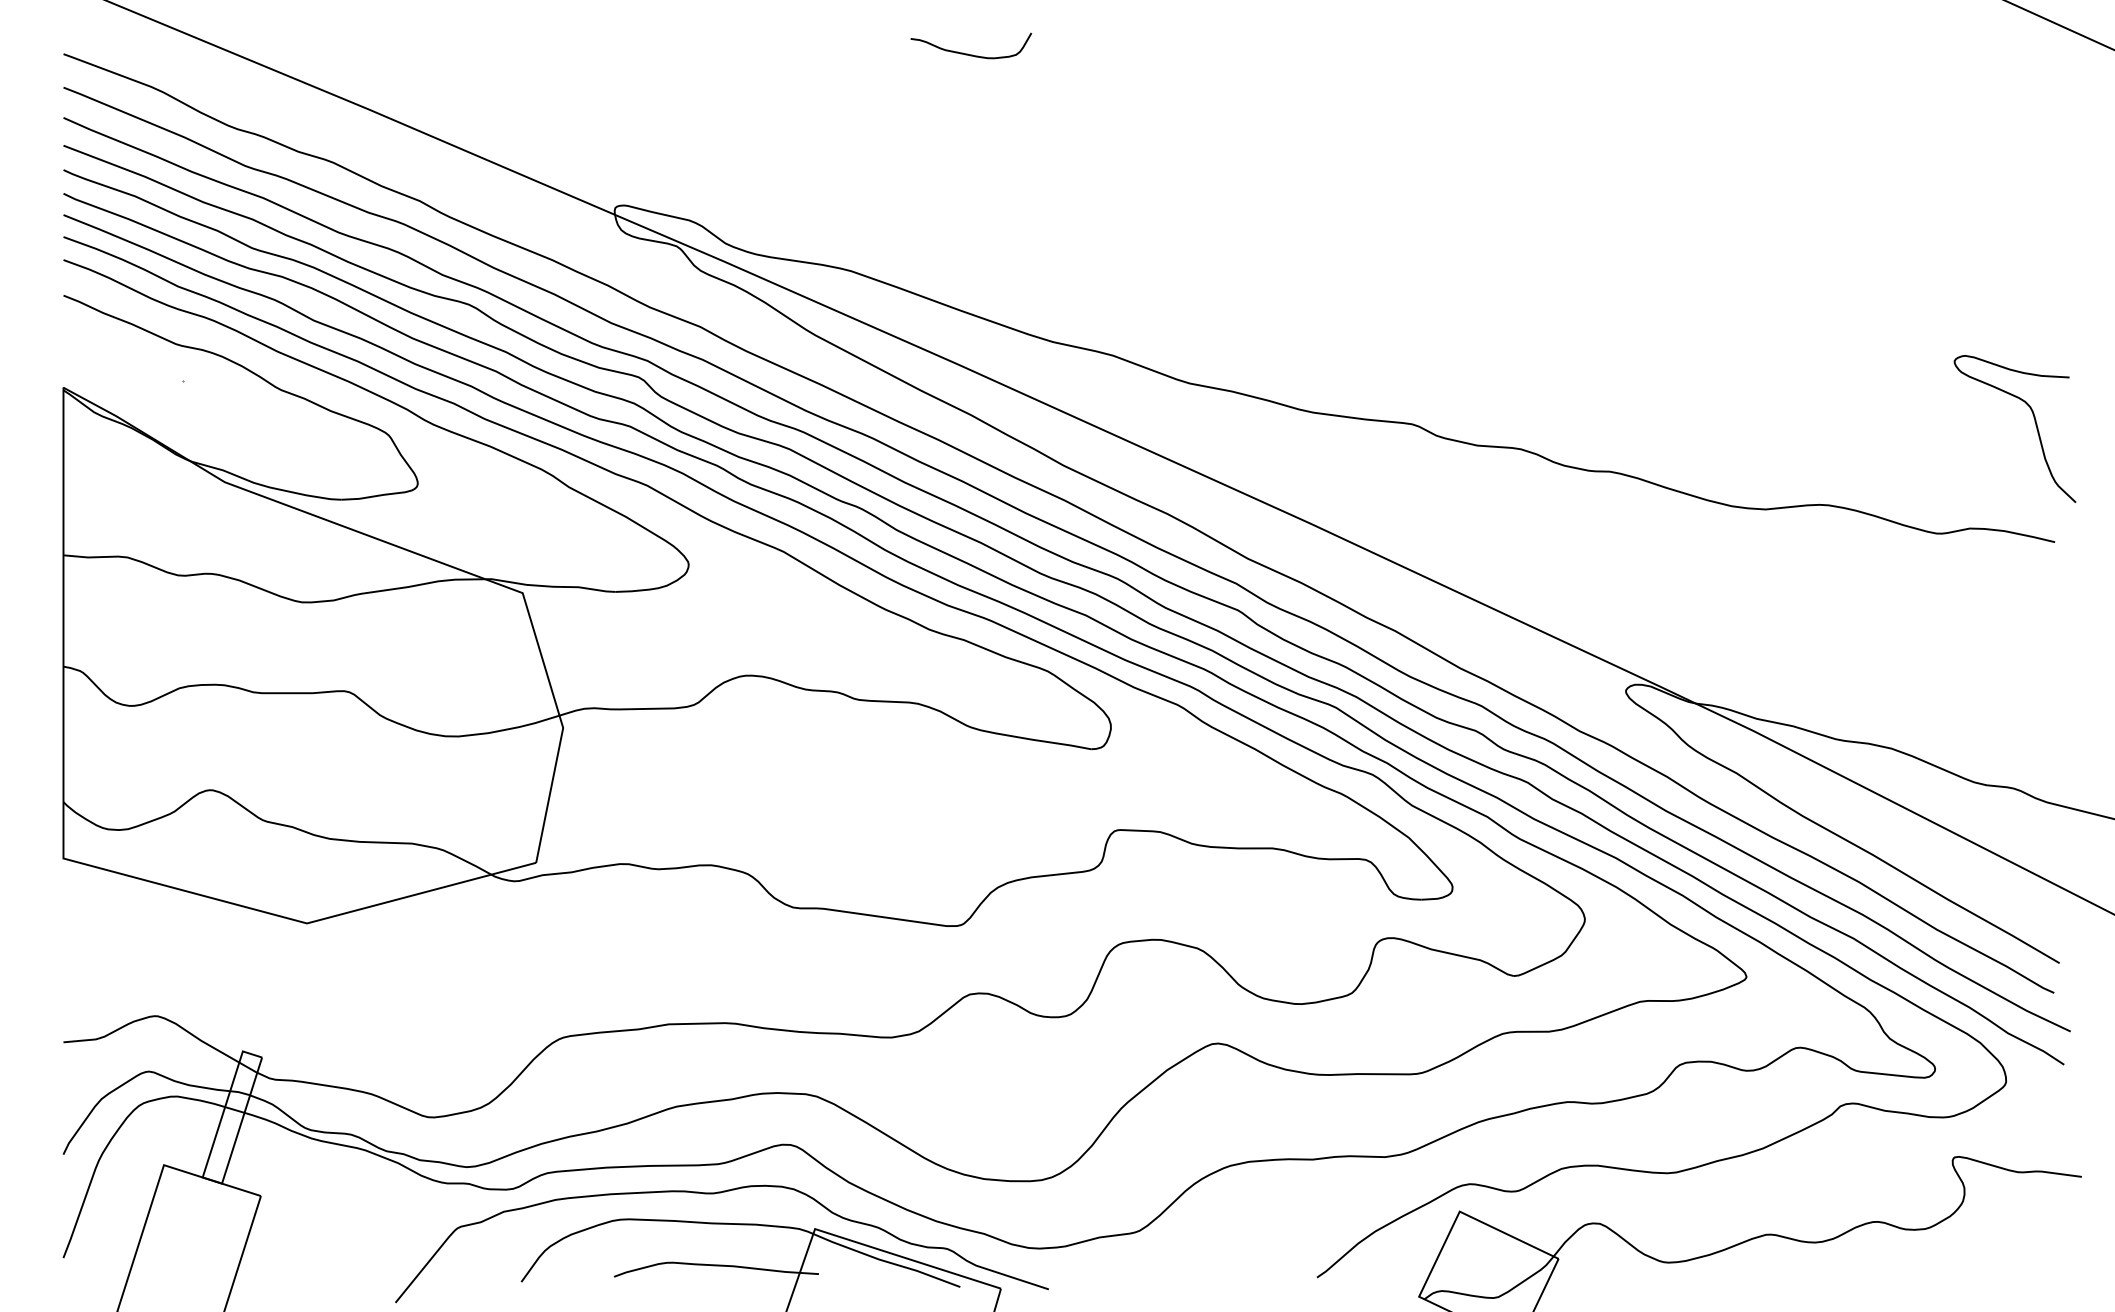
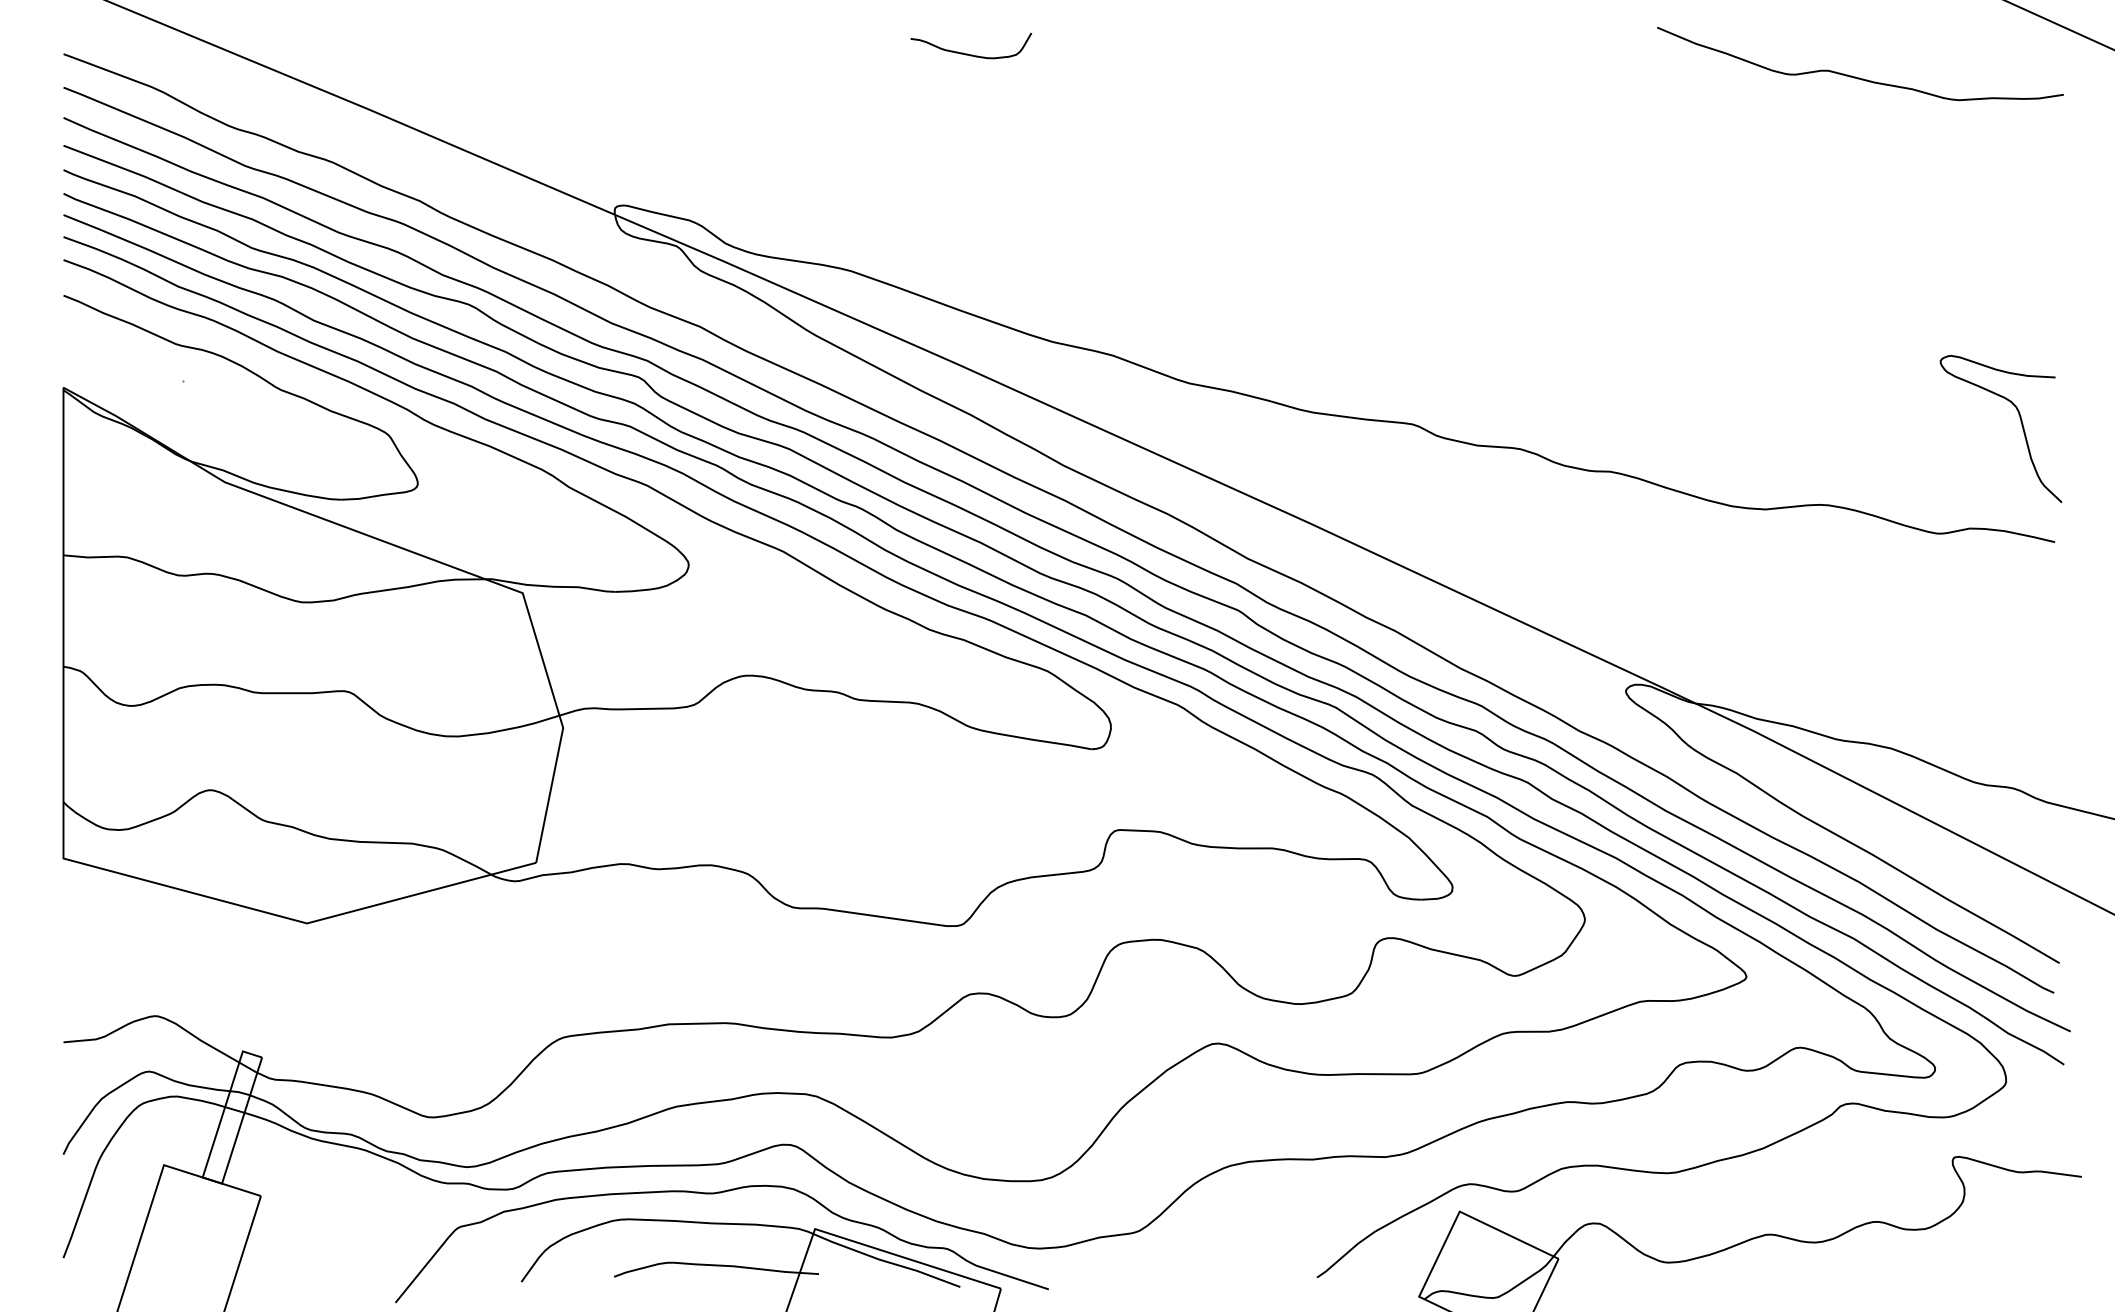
curve: none -> present (1855, 76)
curve position: (2034, 421) -> (2020, 421) (2020, 421)
